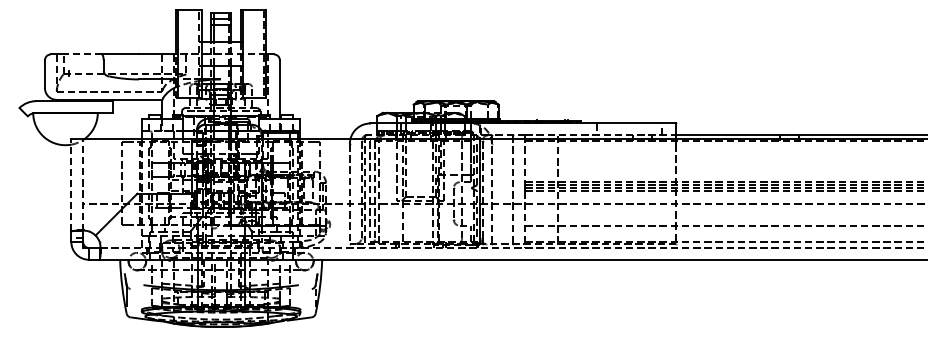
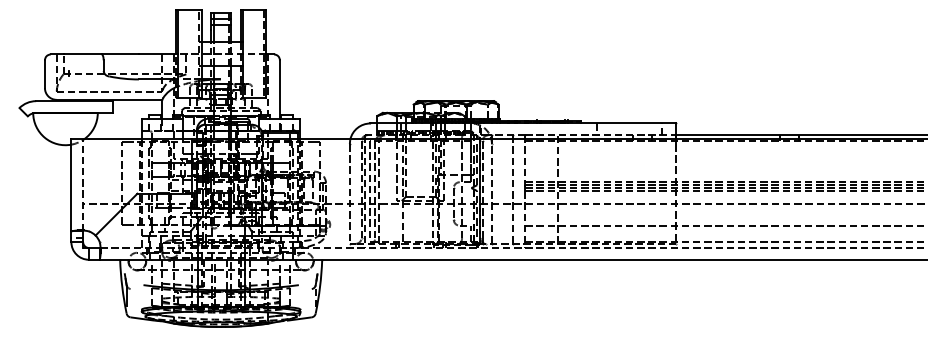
line: dashed -> solid (82, 54)
line: dashed -> solid (71, 184)
